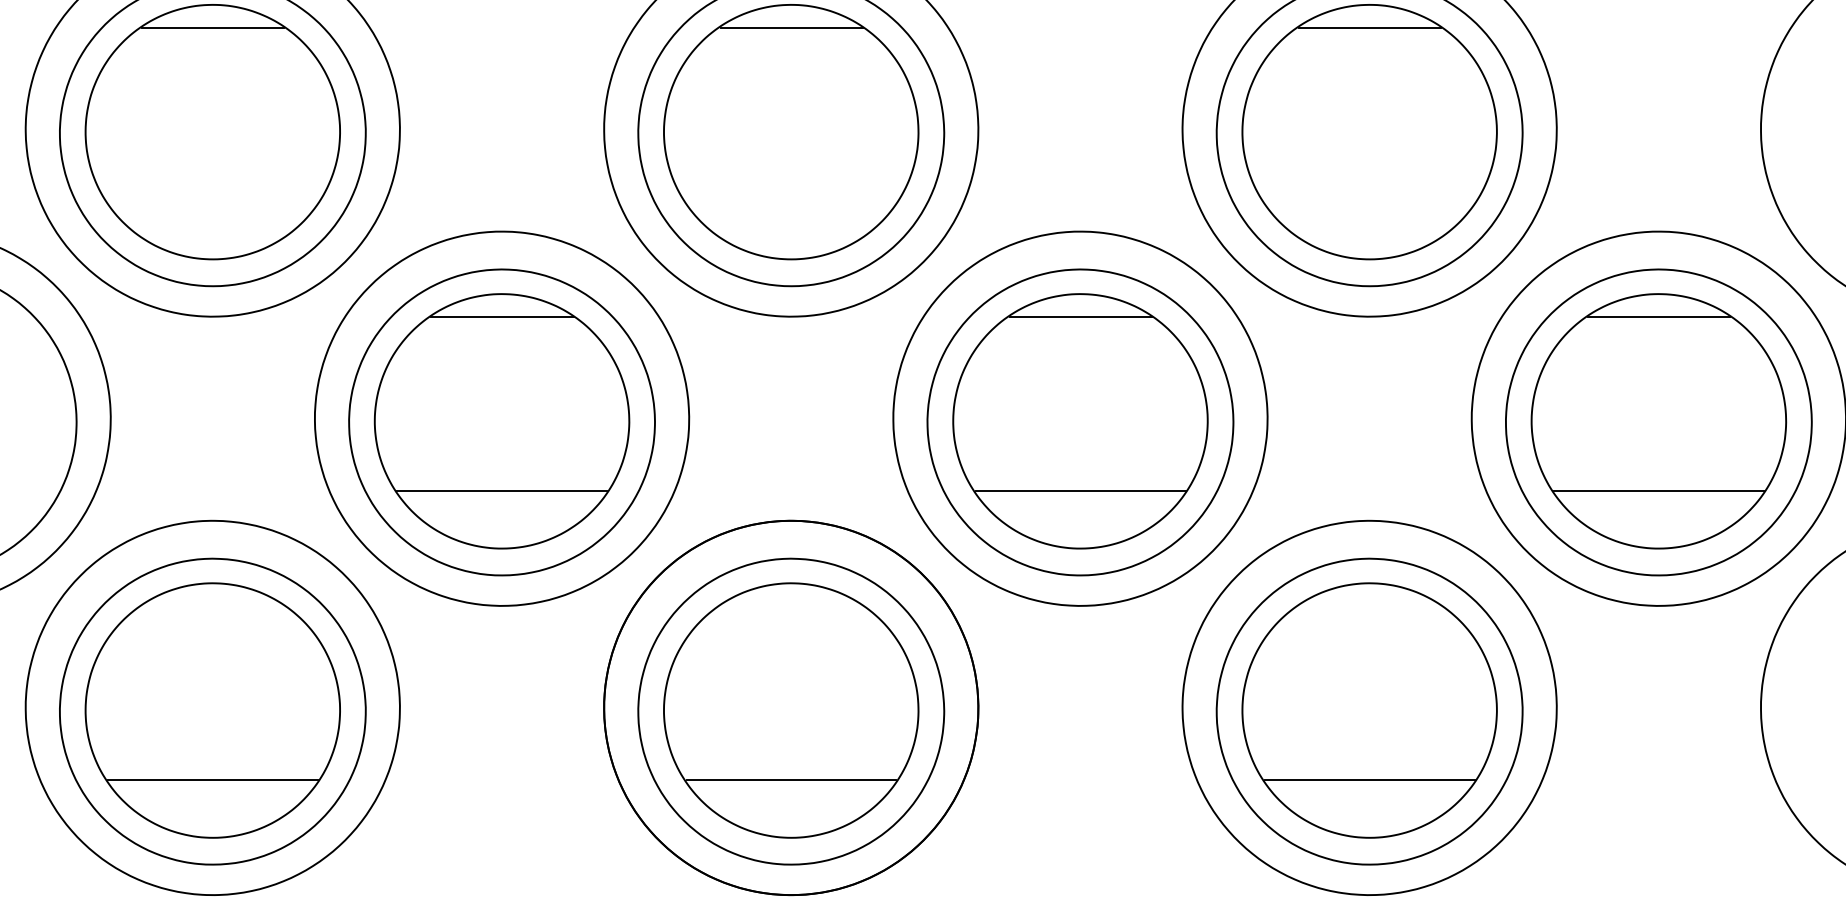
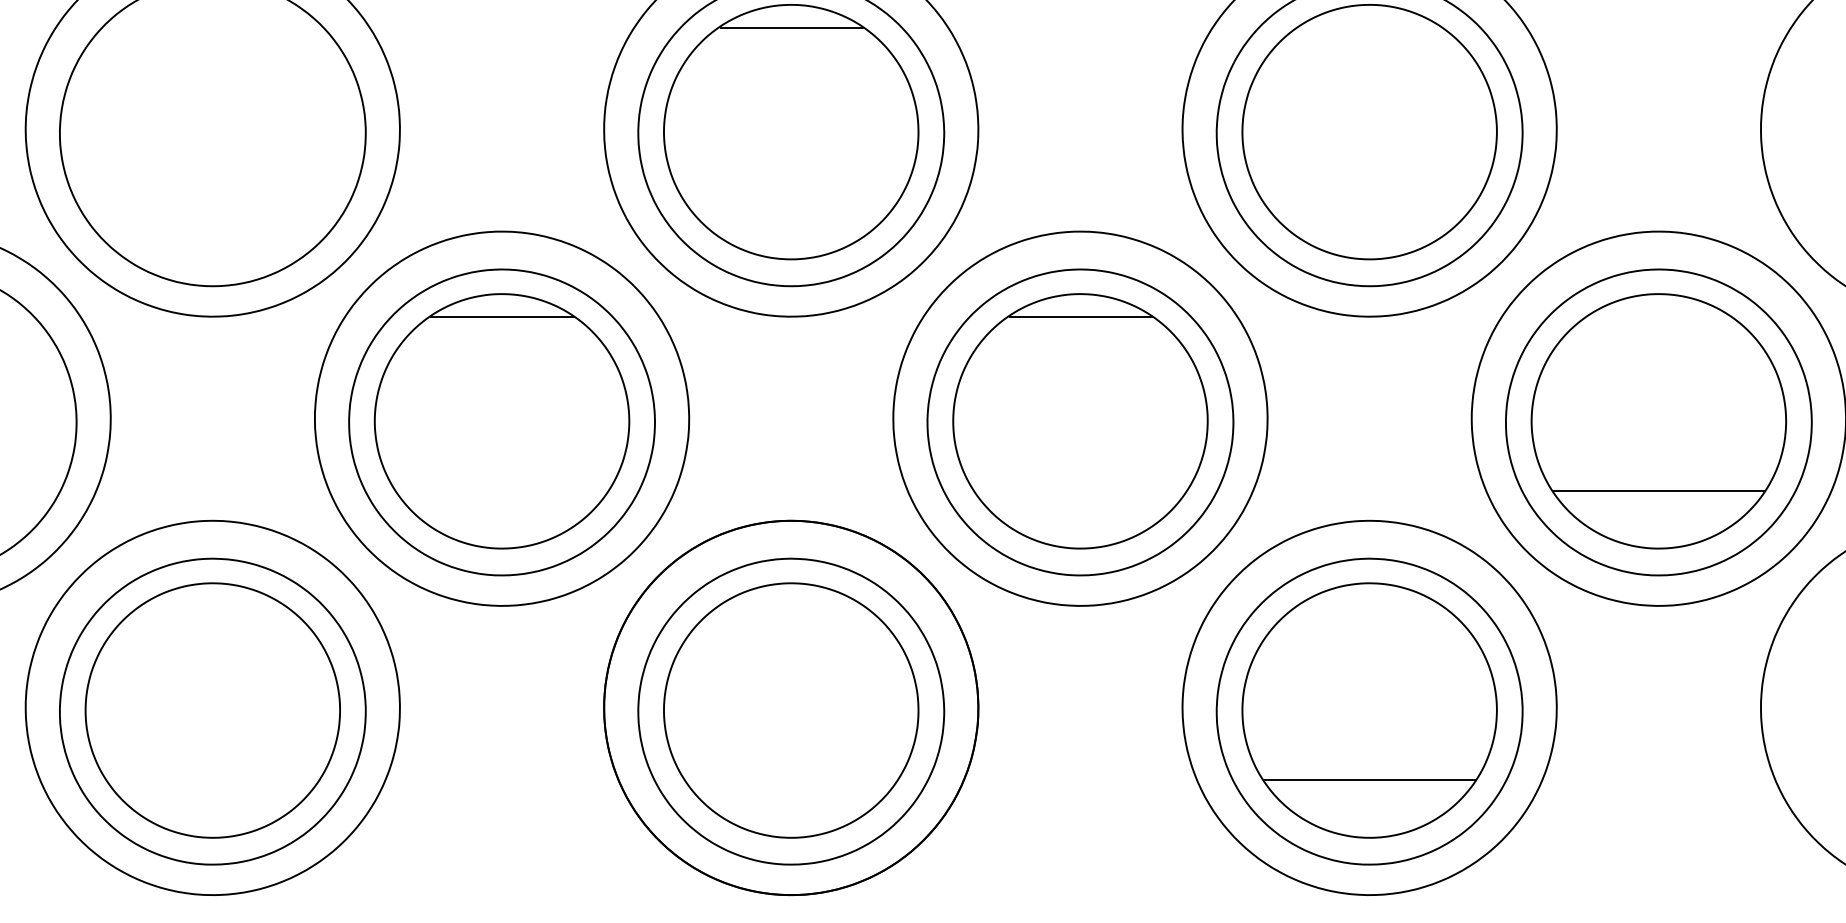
line: present -> none (1369, 28)
part: present -> none (212, 132)
line: present -> none (1659, 317)
line: present -> none (502, 490)
line: present -> none (1080, 490)
line: present -> none (213, 780)
line: present -> none (791, 780)
